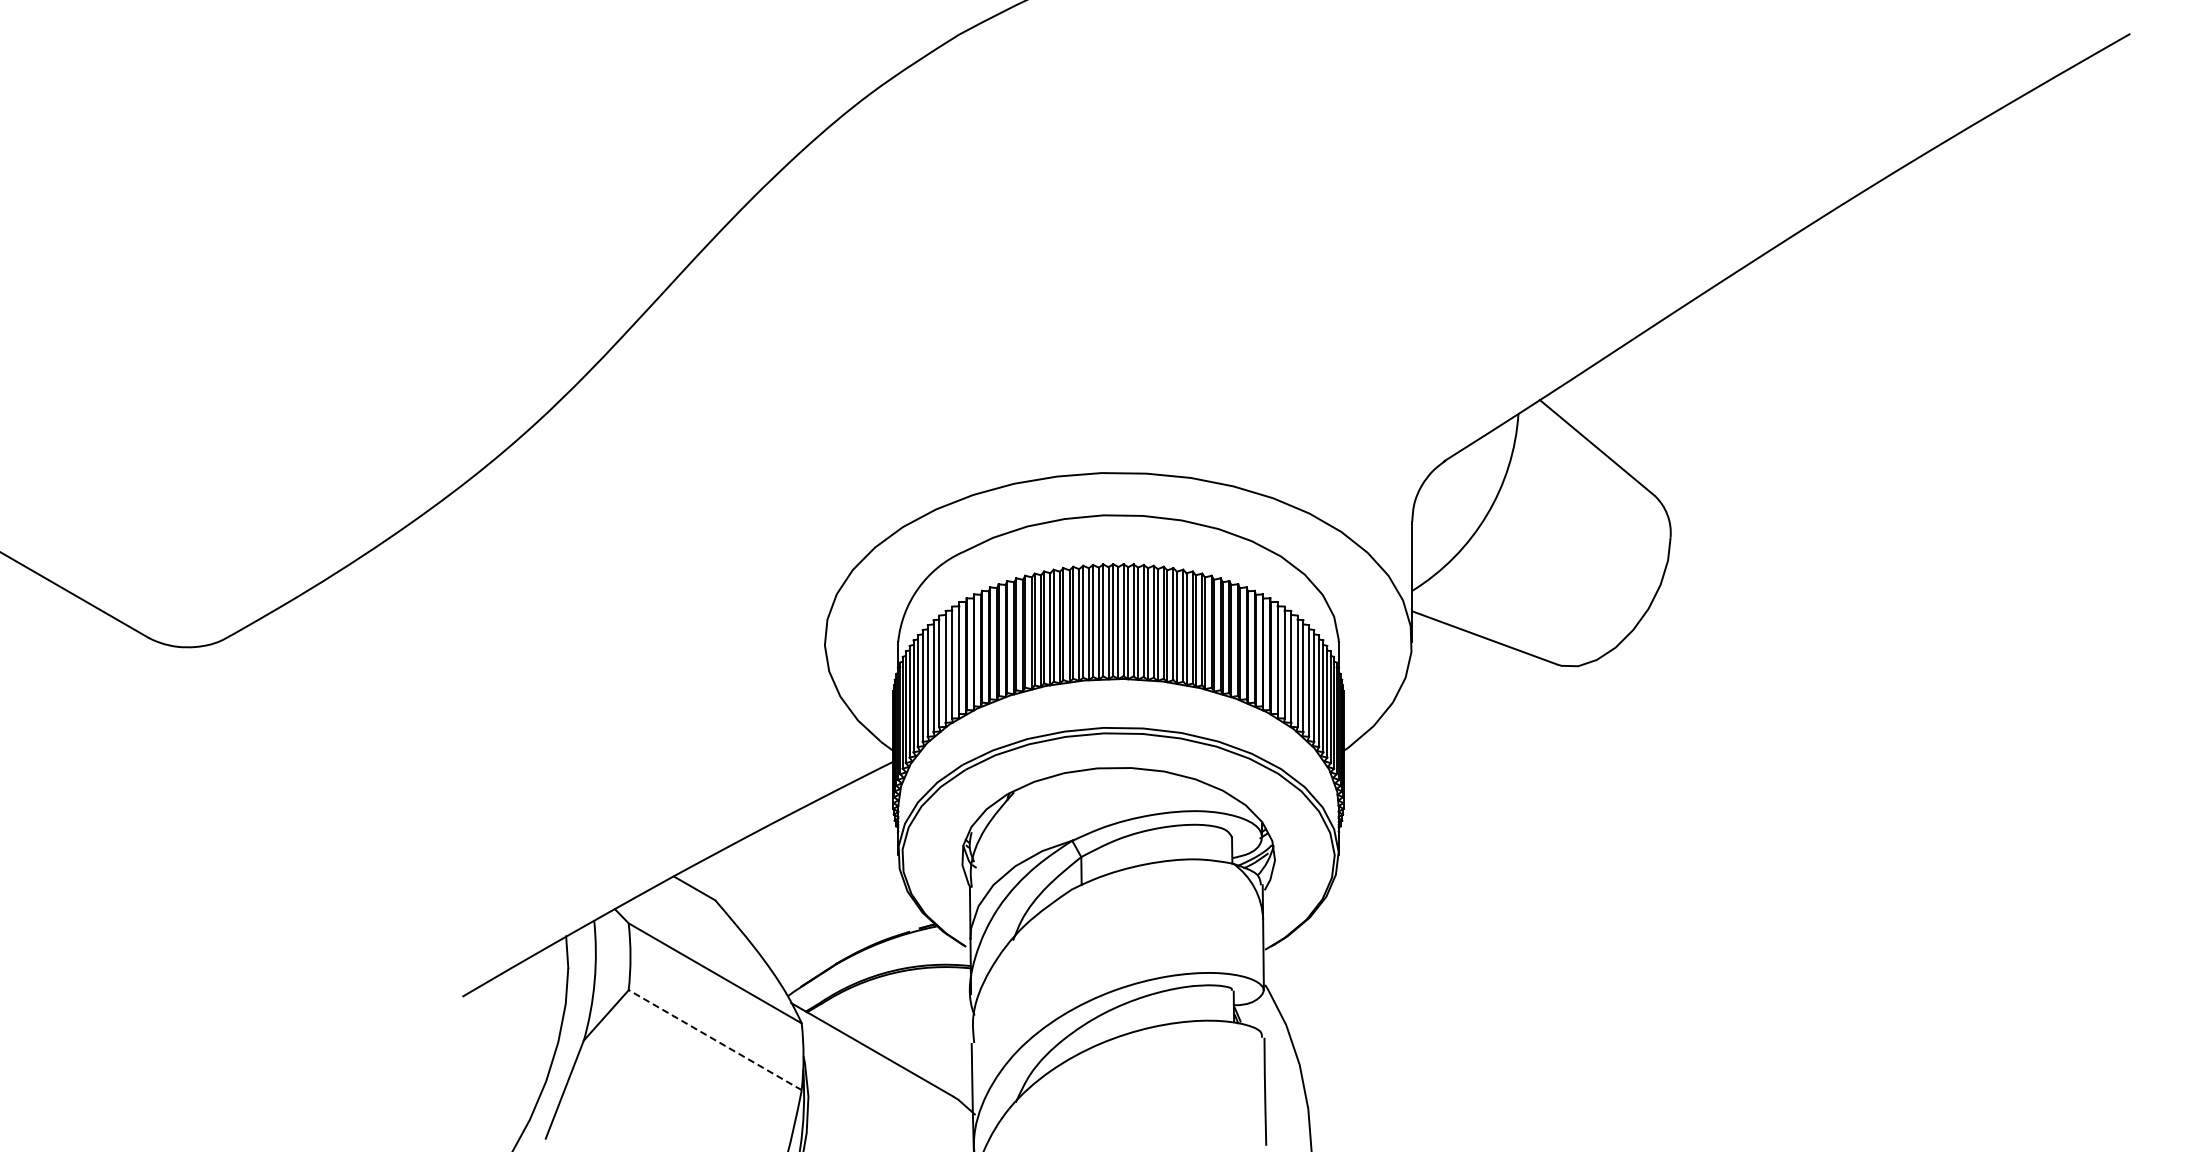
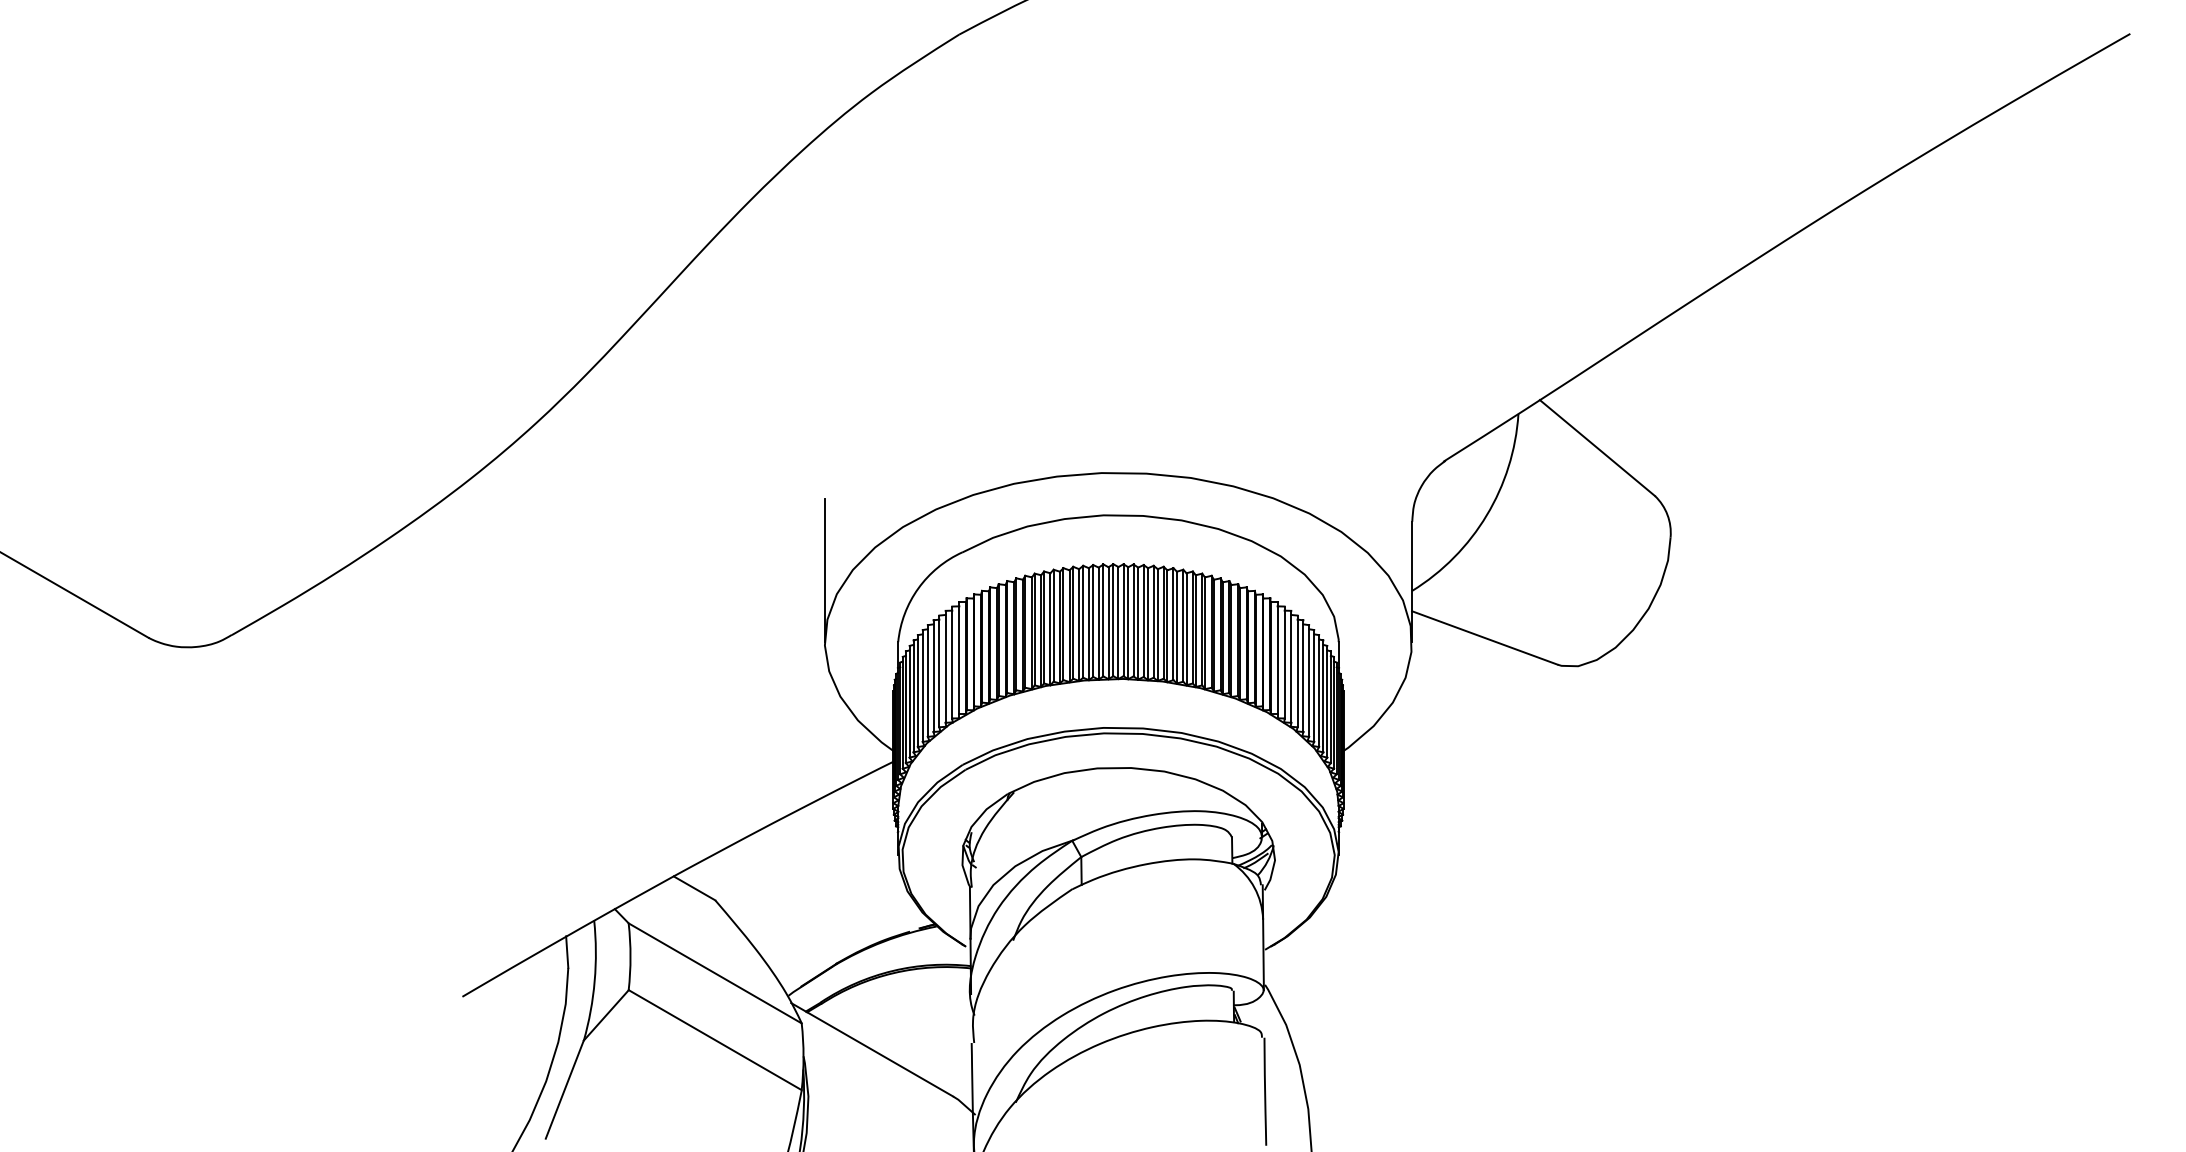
line: none -> present (824, 570)
line: dashed -> solid (715, 1040)
